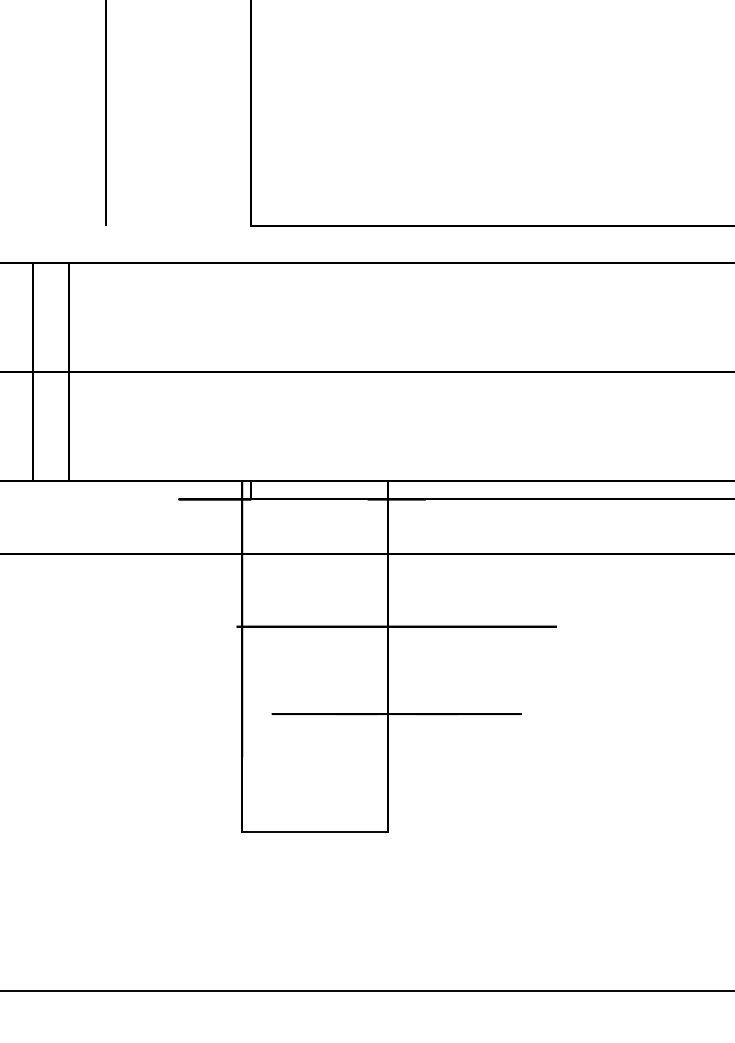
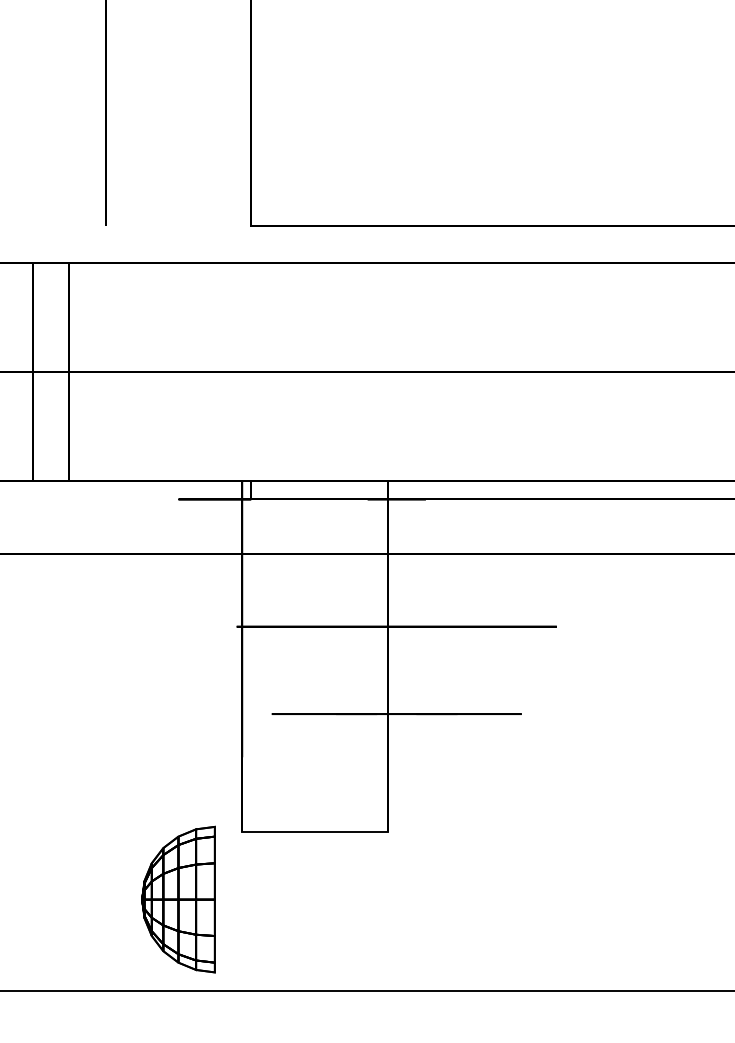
part: none -> present (178, 899)
